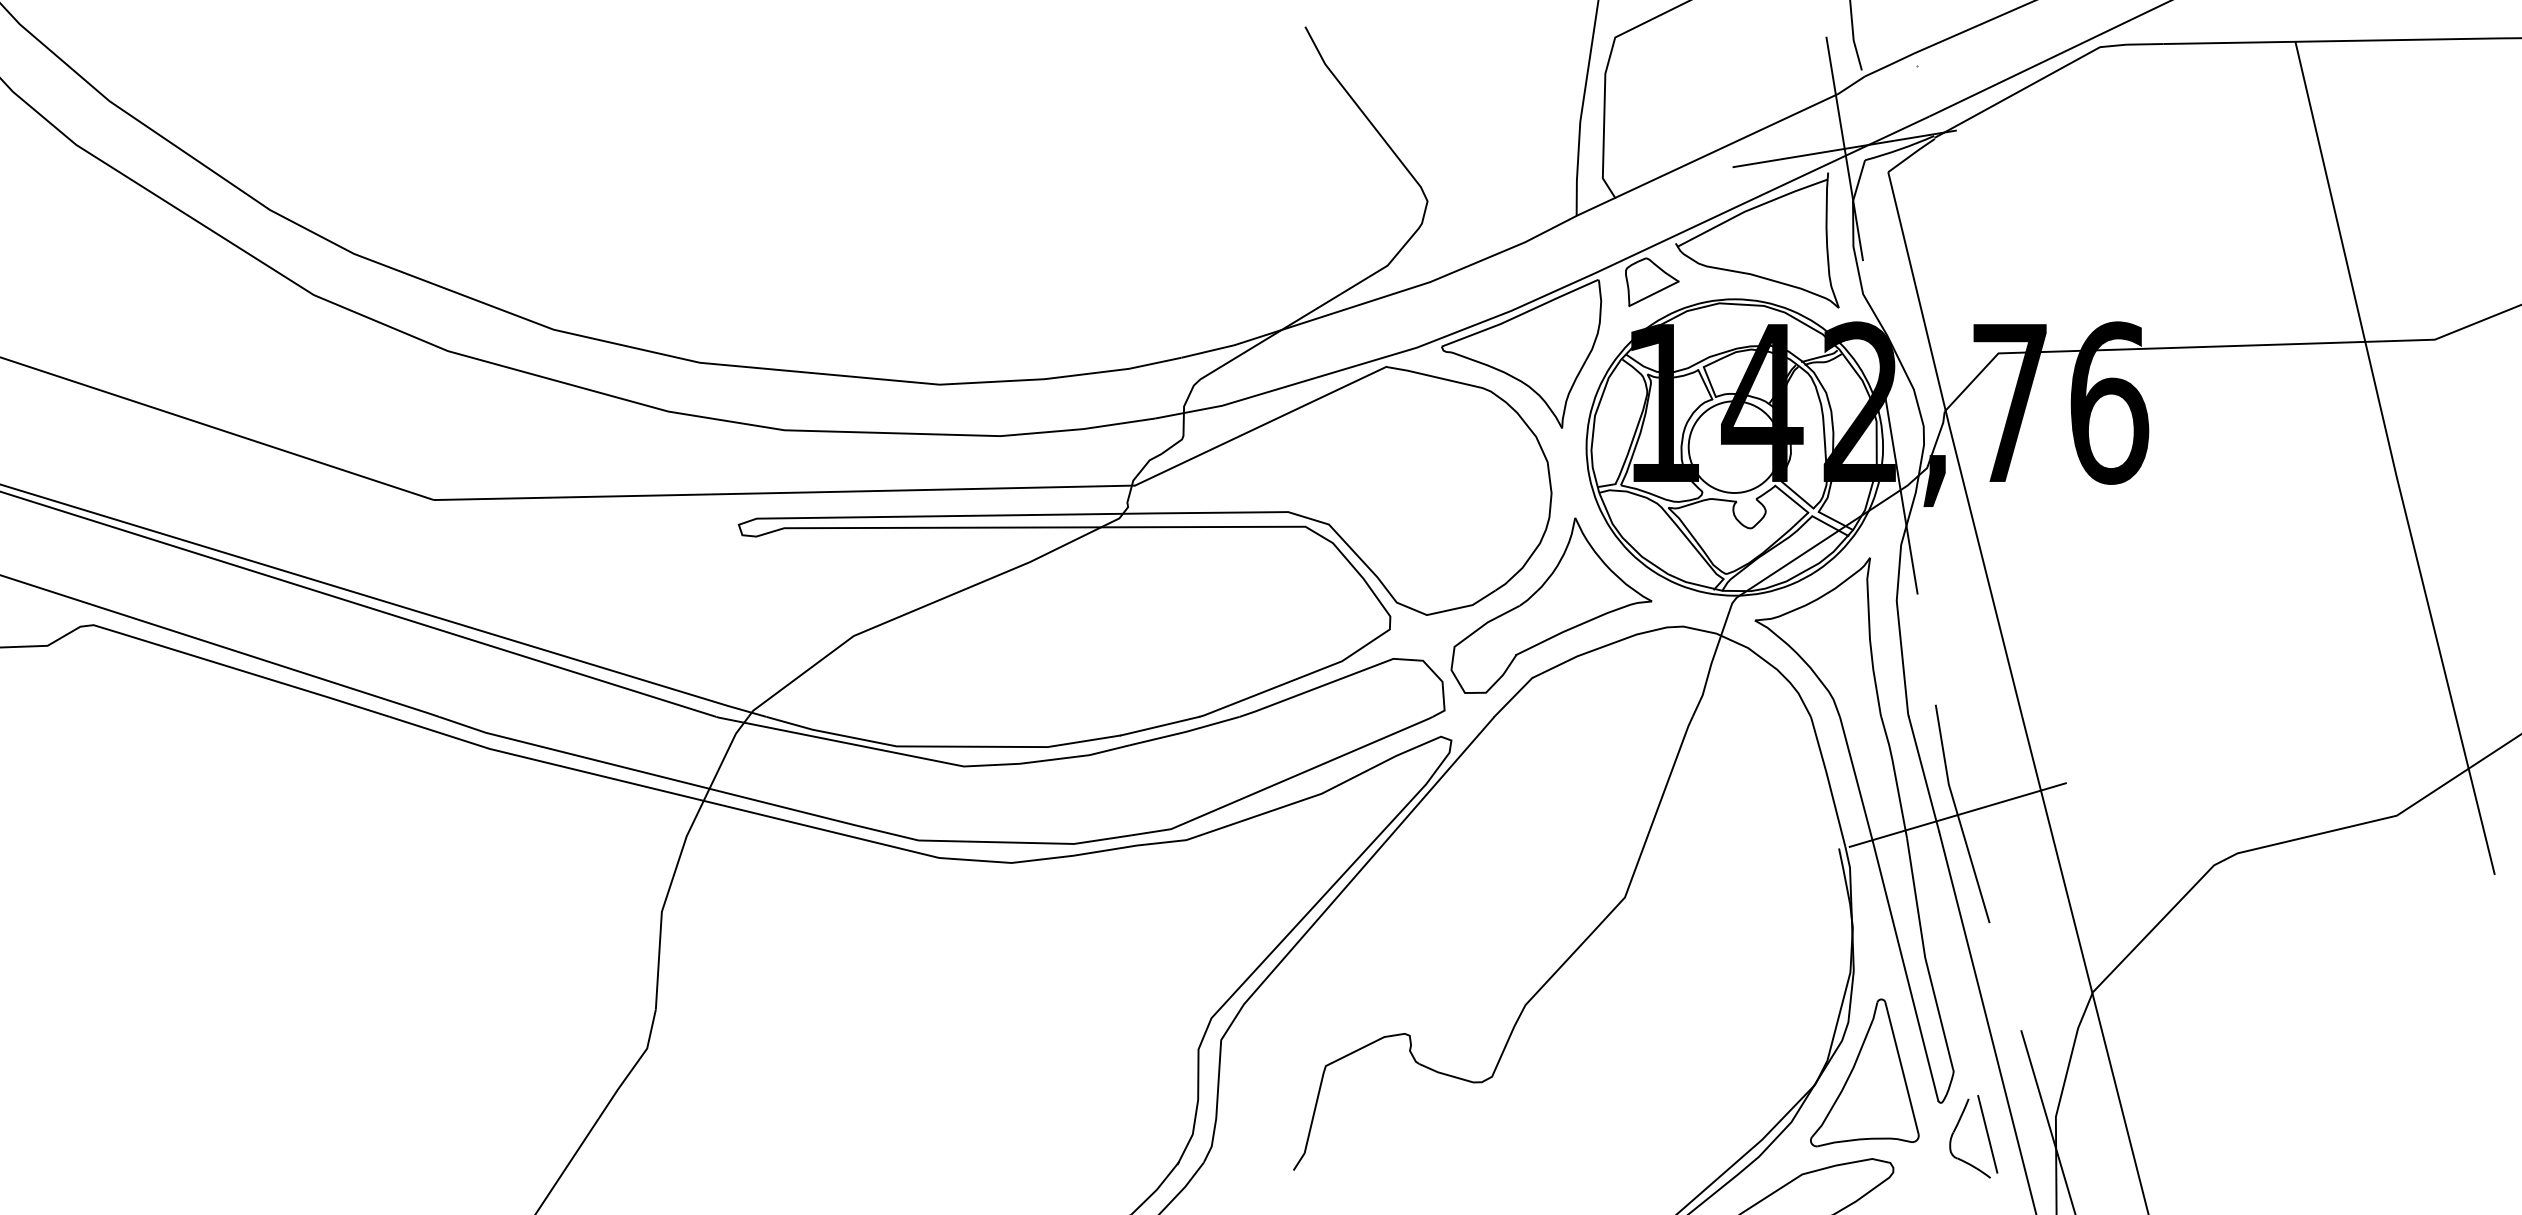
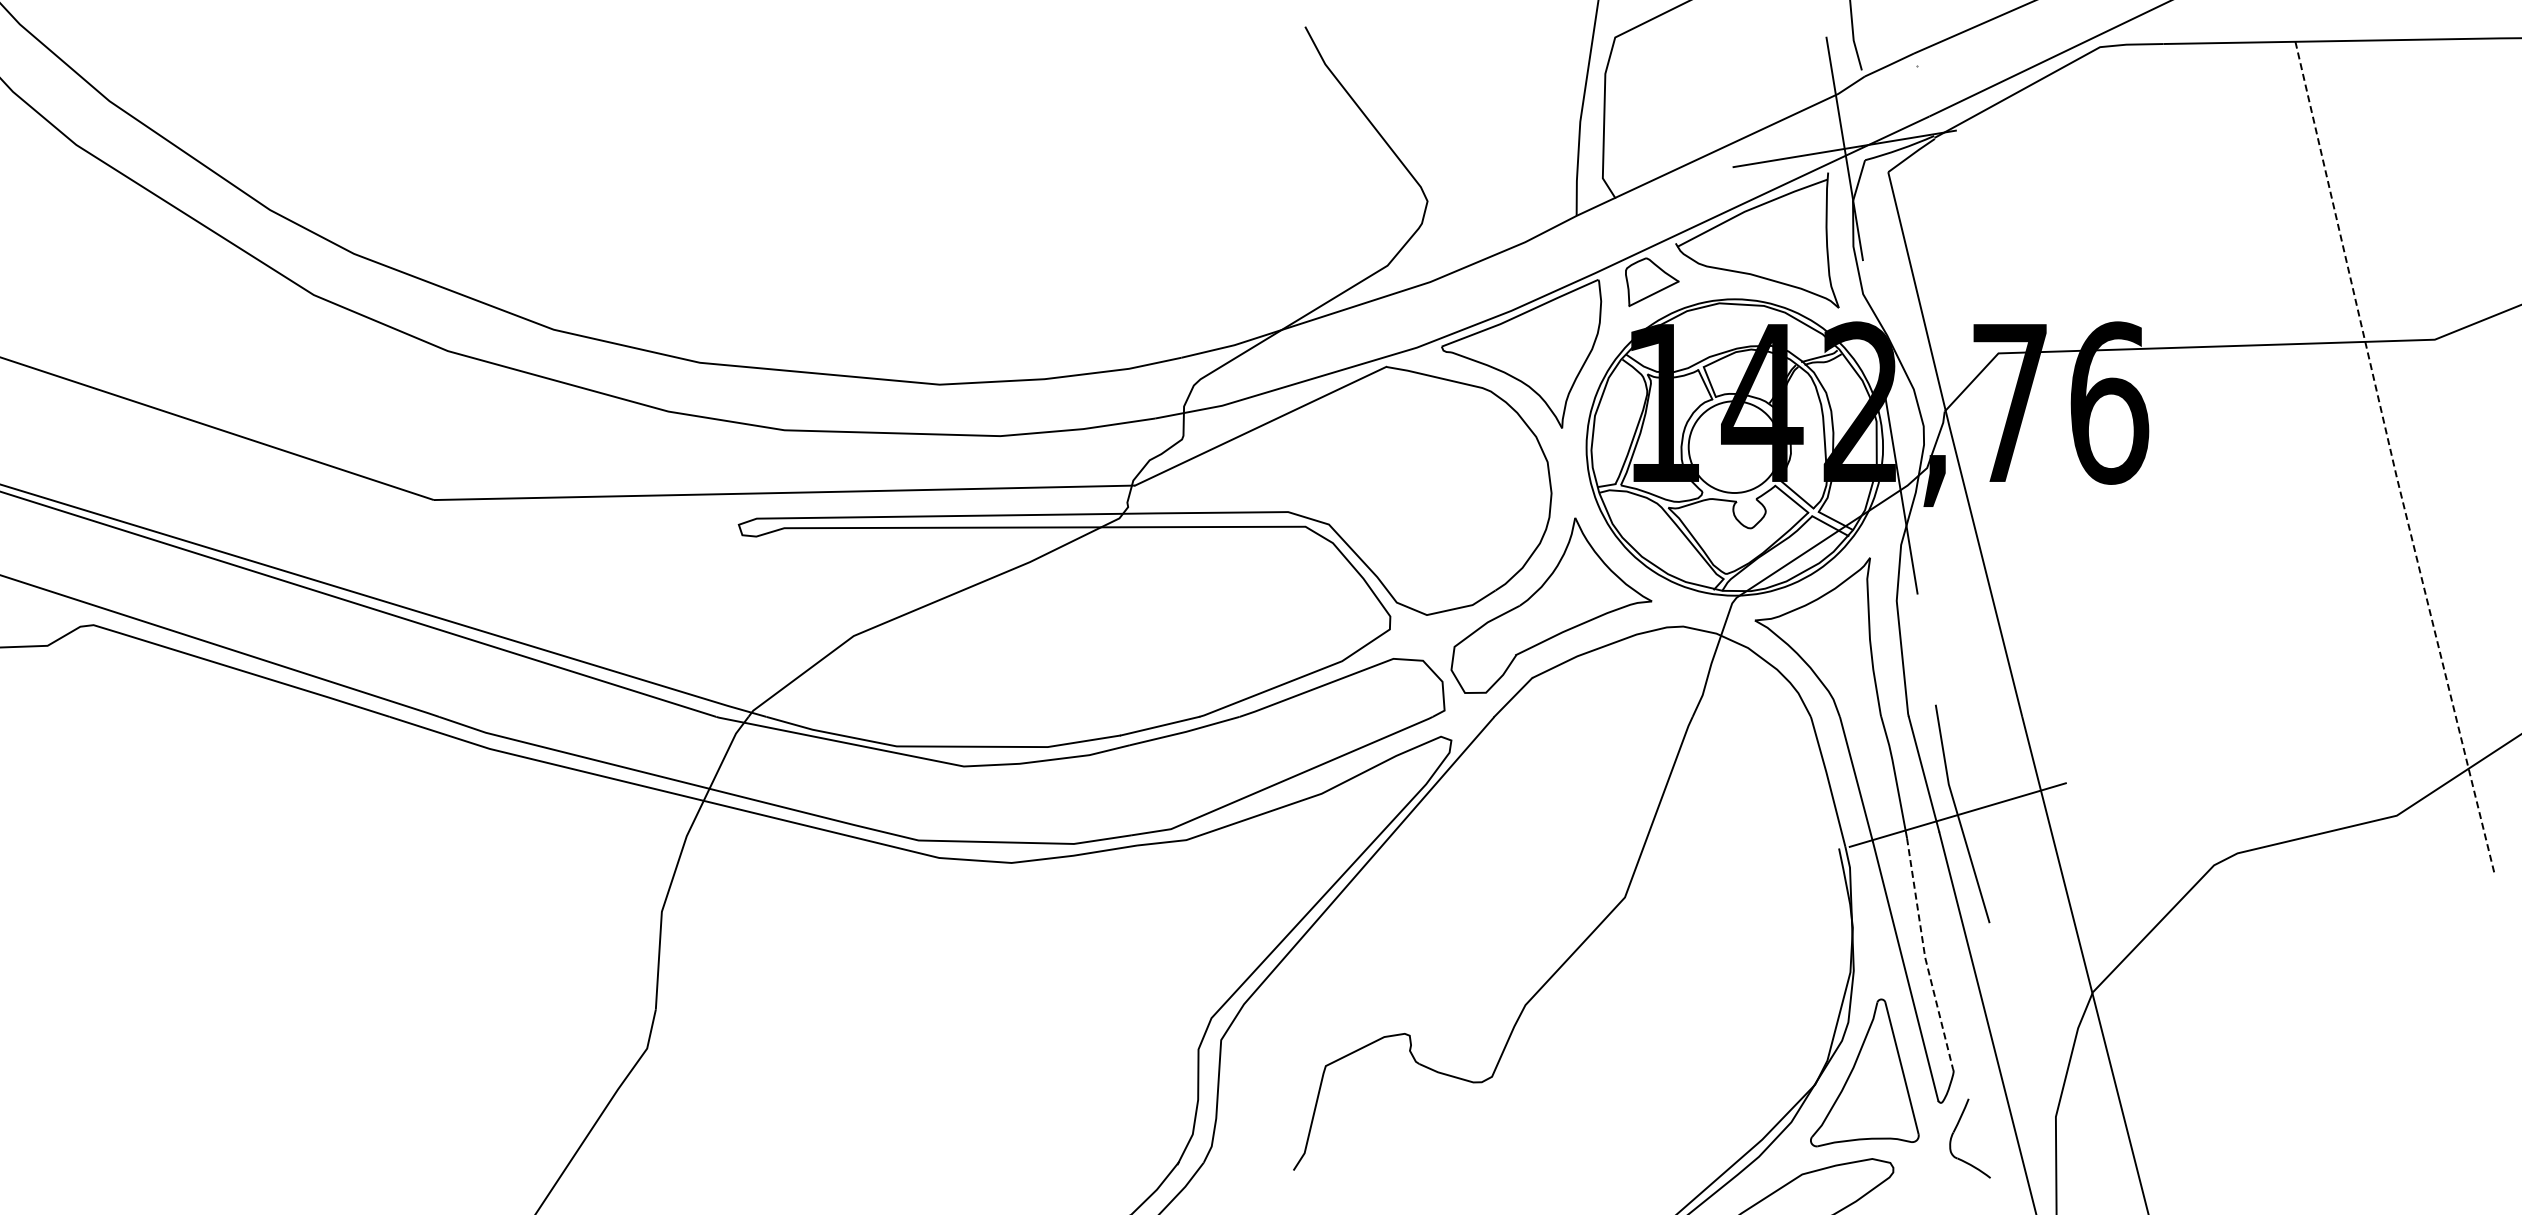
line: solid -> dashed (2392, 459)
line: solid -> dashed (1924, 955)
line: present -> none (2047, 1121)
line: present -> none (1987, 1134)
